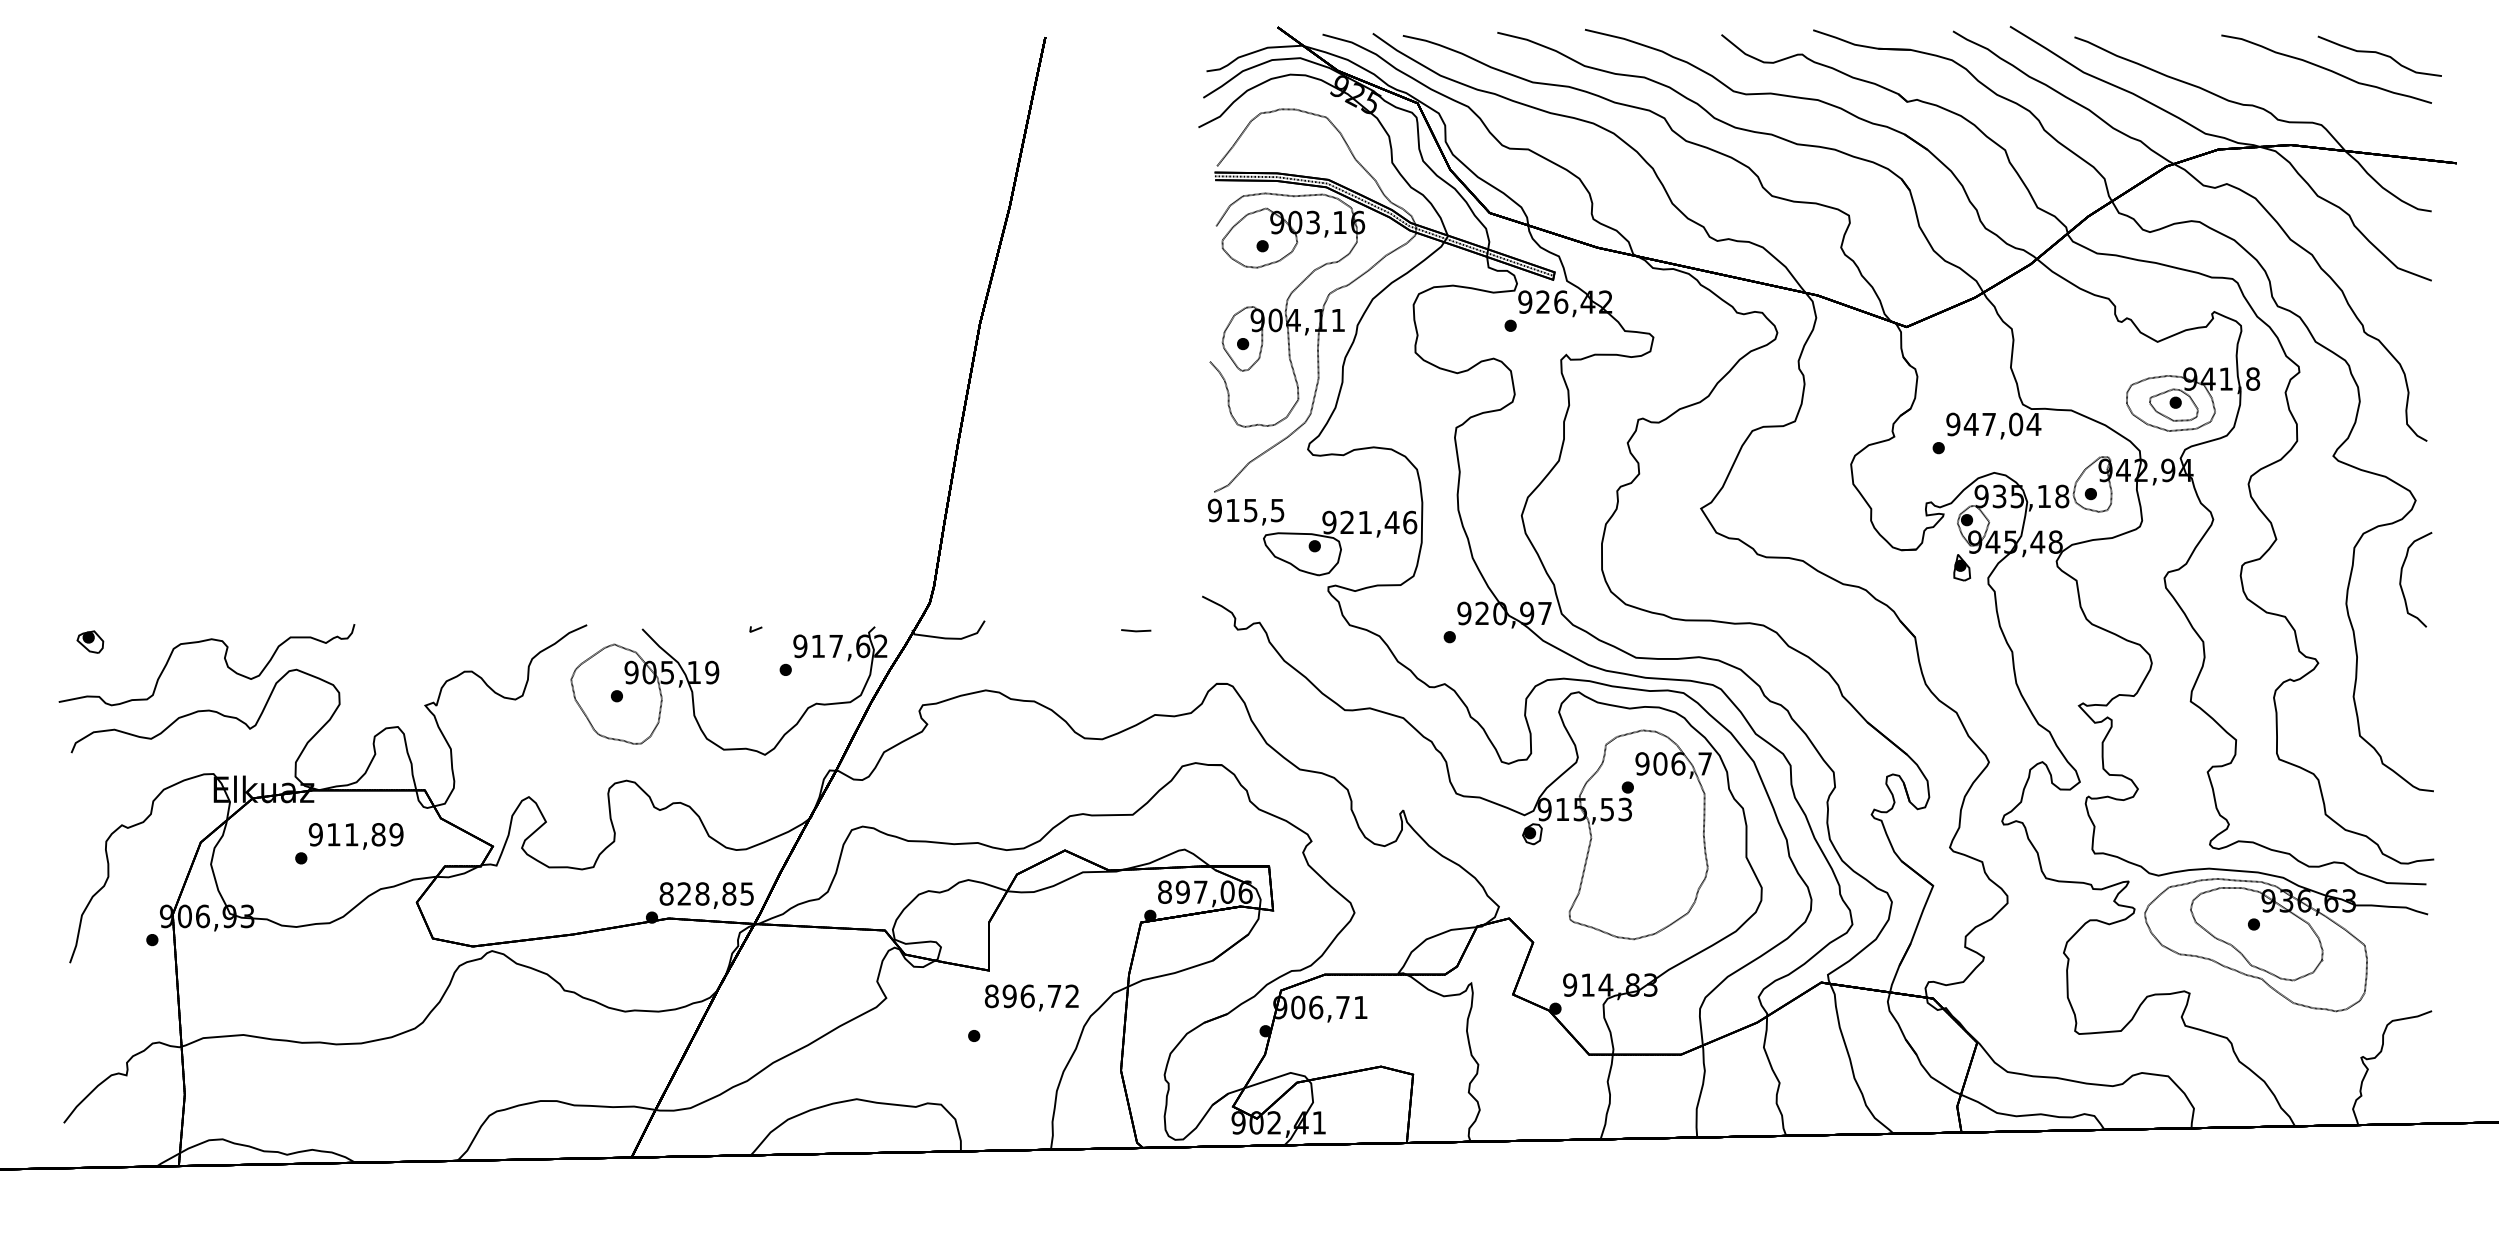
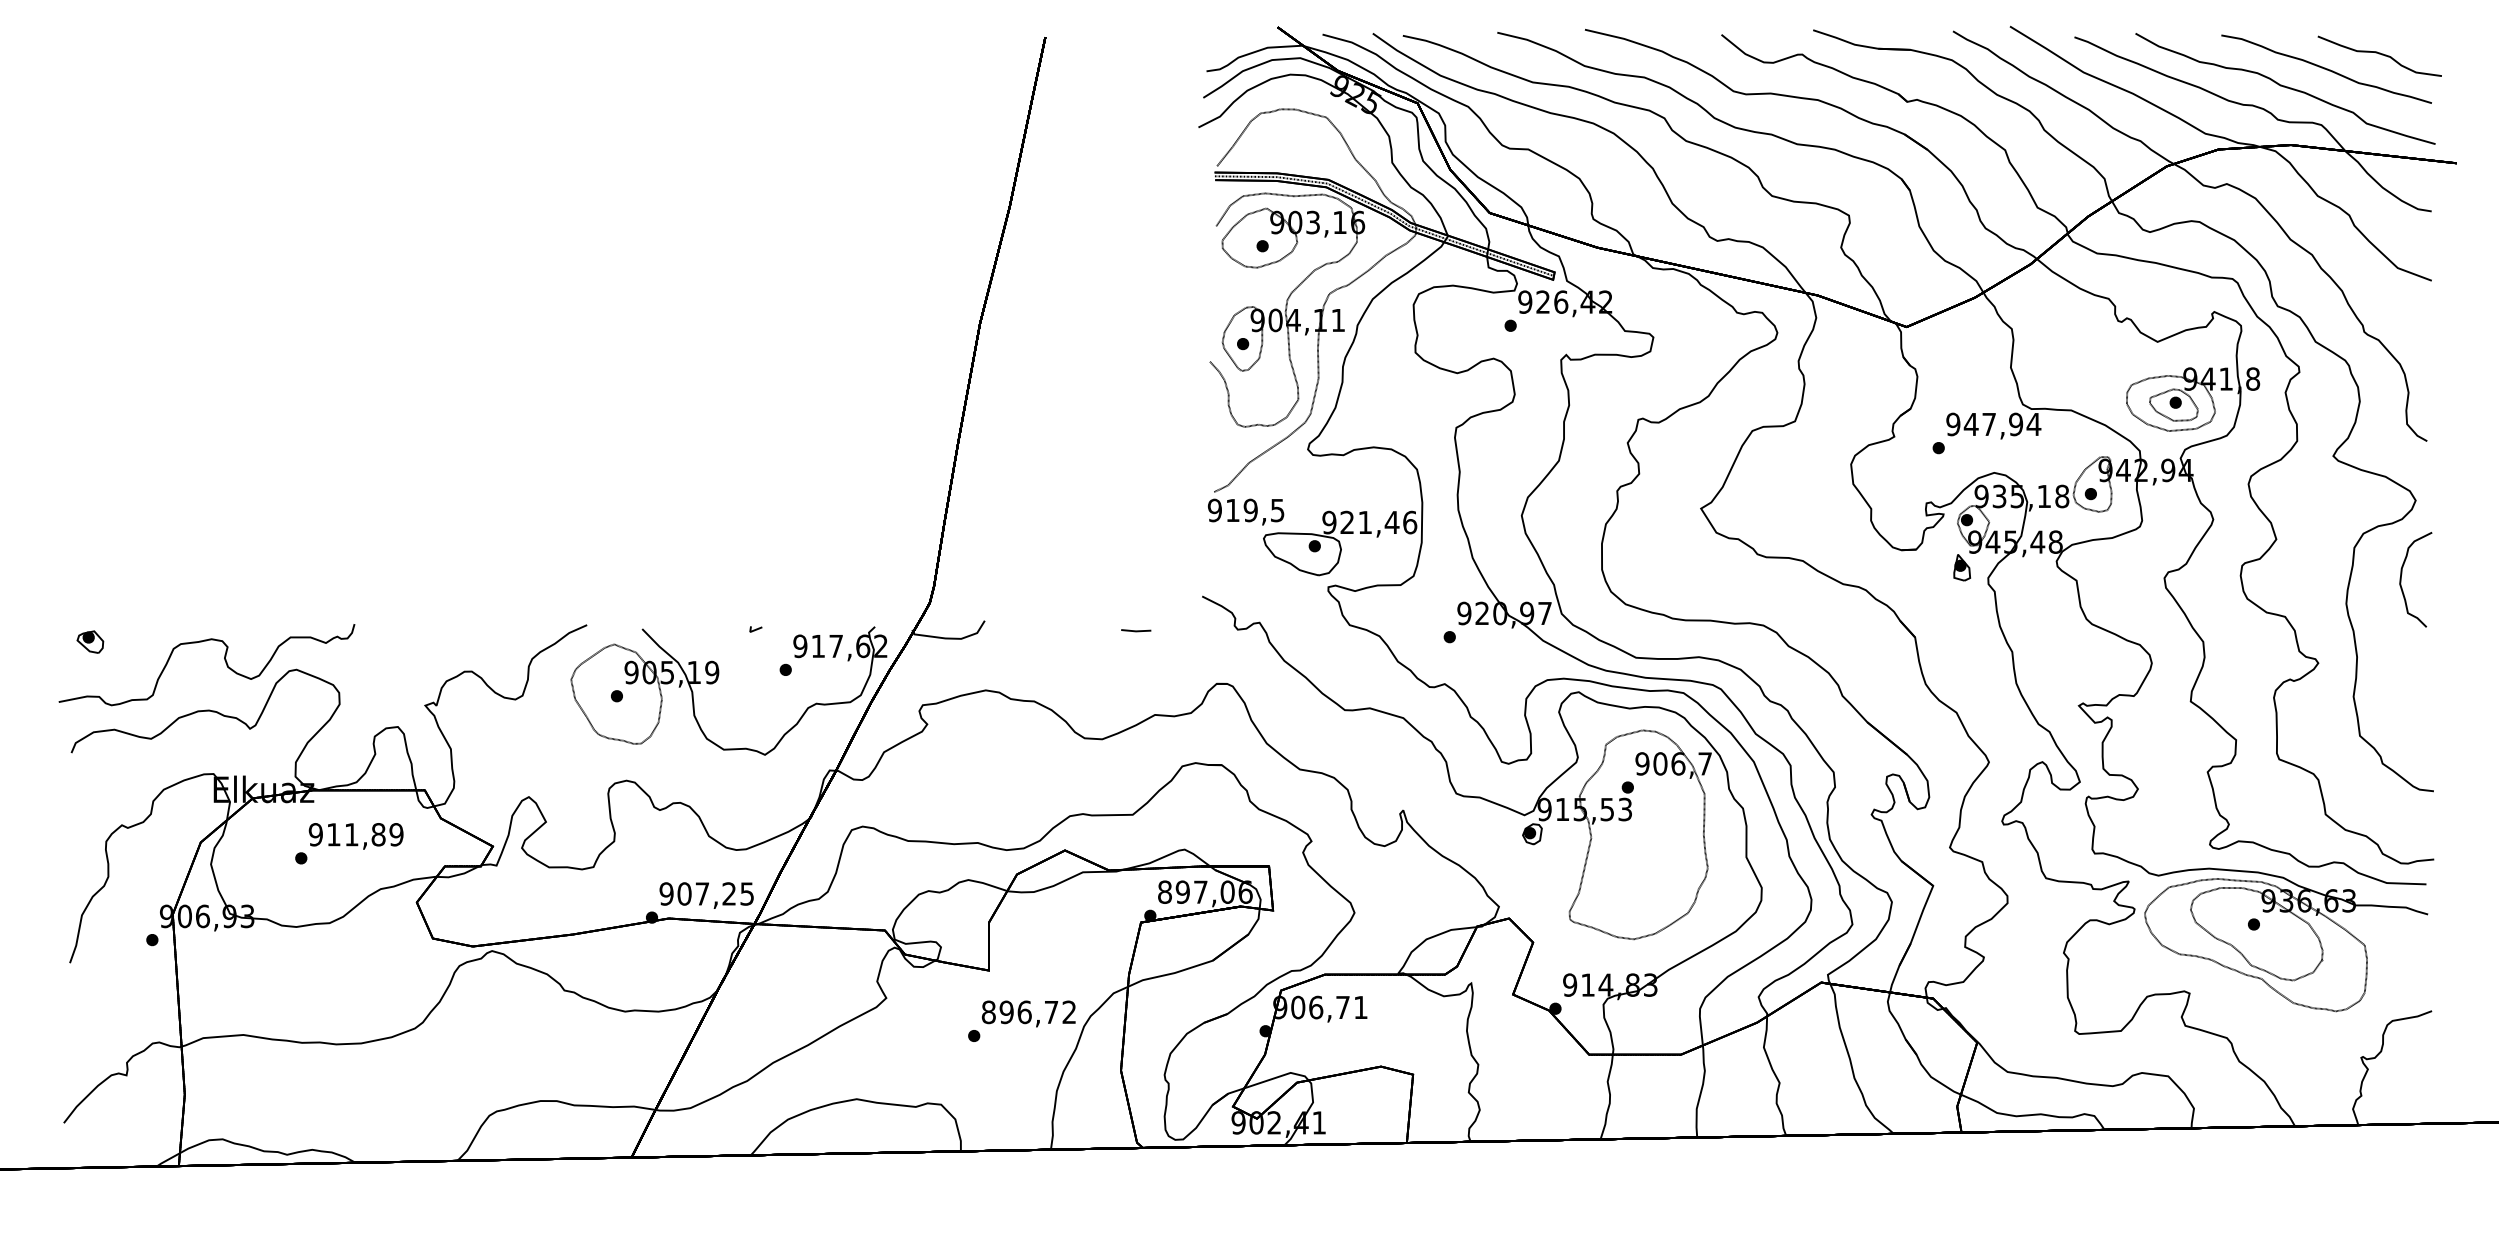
part: none -> present (2285, 88)
text: 947,04 -> 947,94 (2016, 424)
text: 915,5 -> 919,5 (1250, 509)
text: 828,85 -> 907,25 (697, 893)
text position: (1031, 997) -> (1028, 1013) (1028, 1013)
